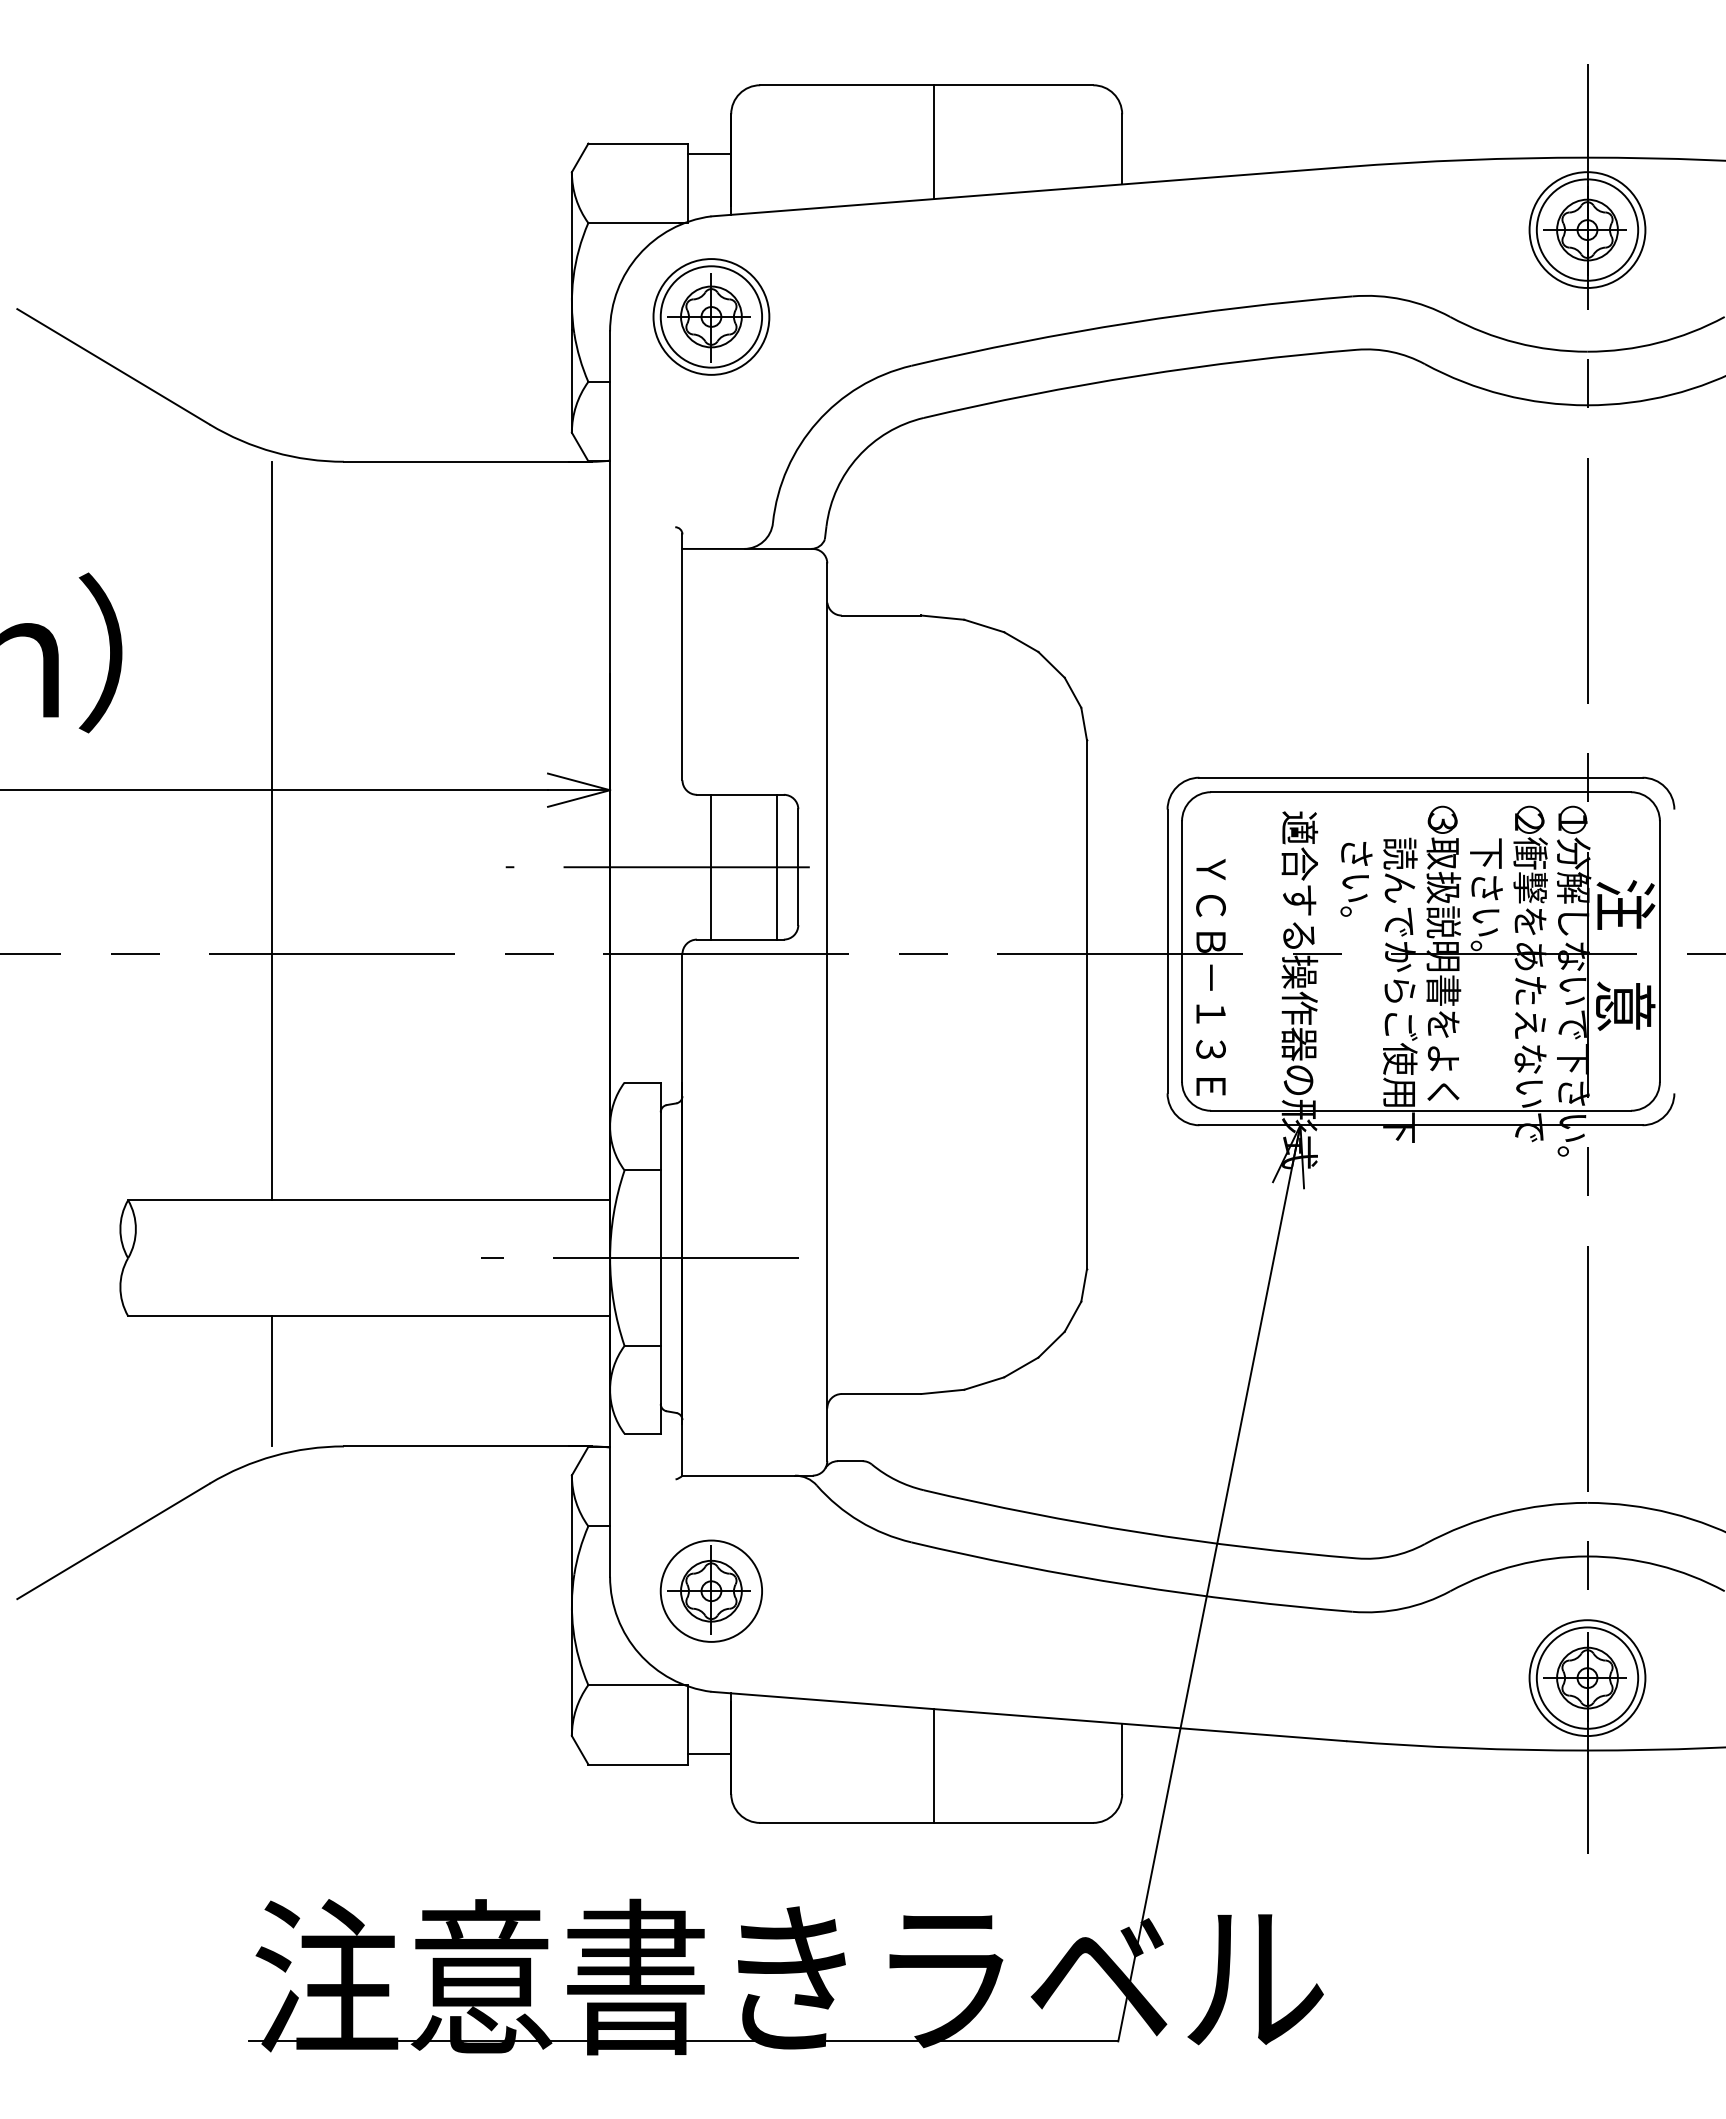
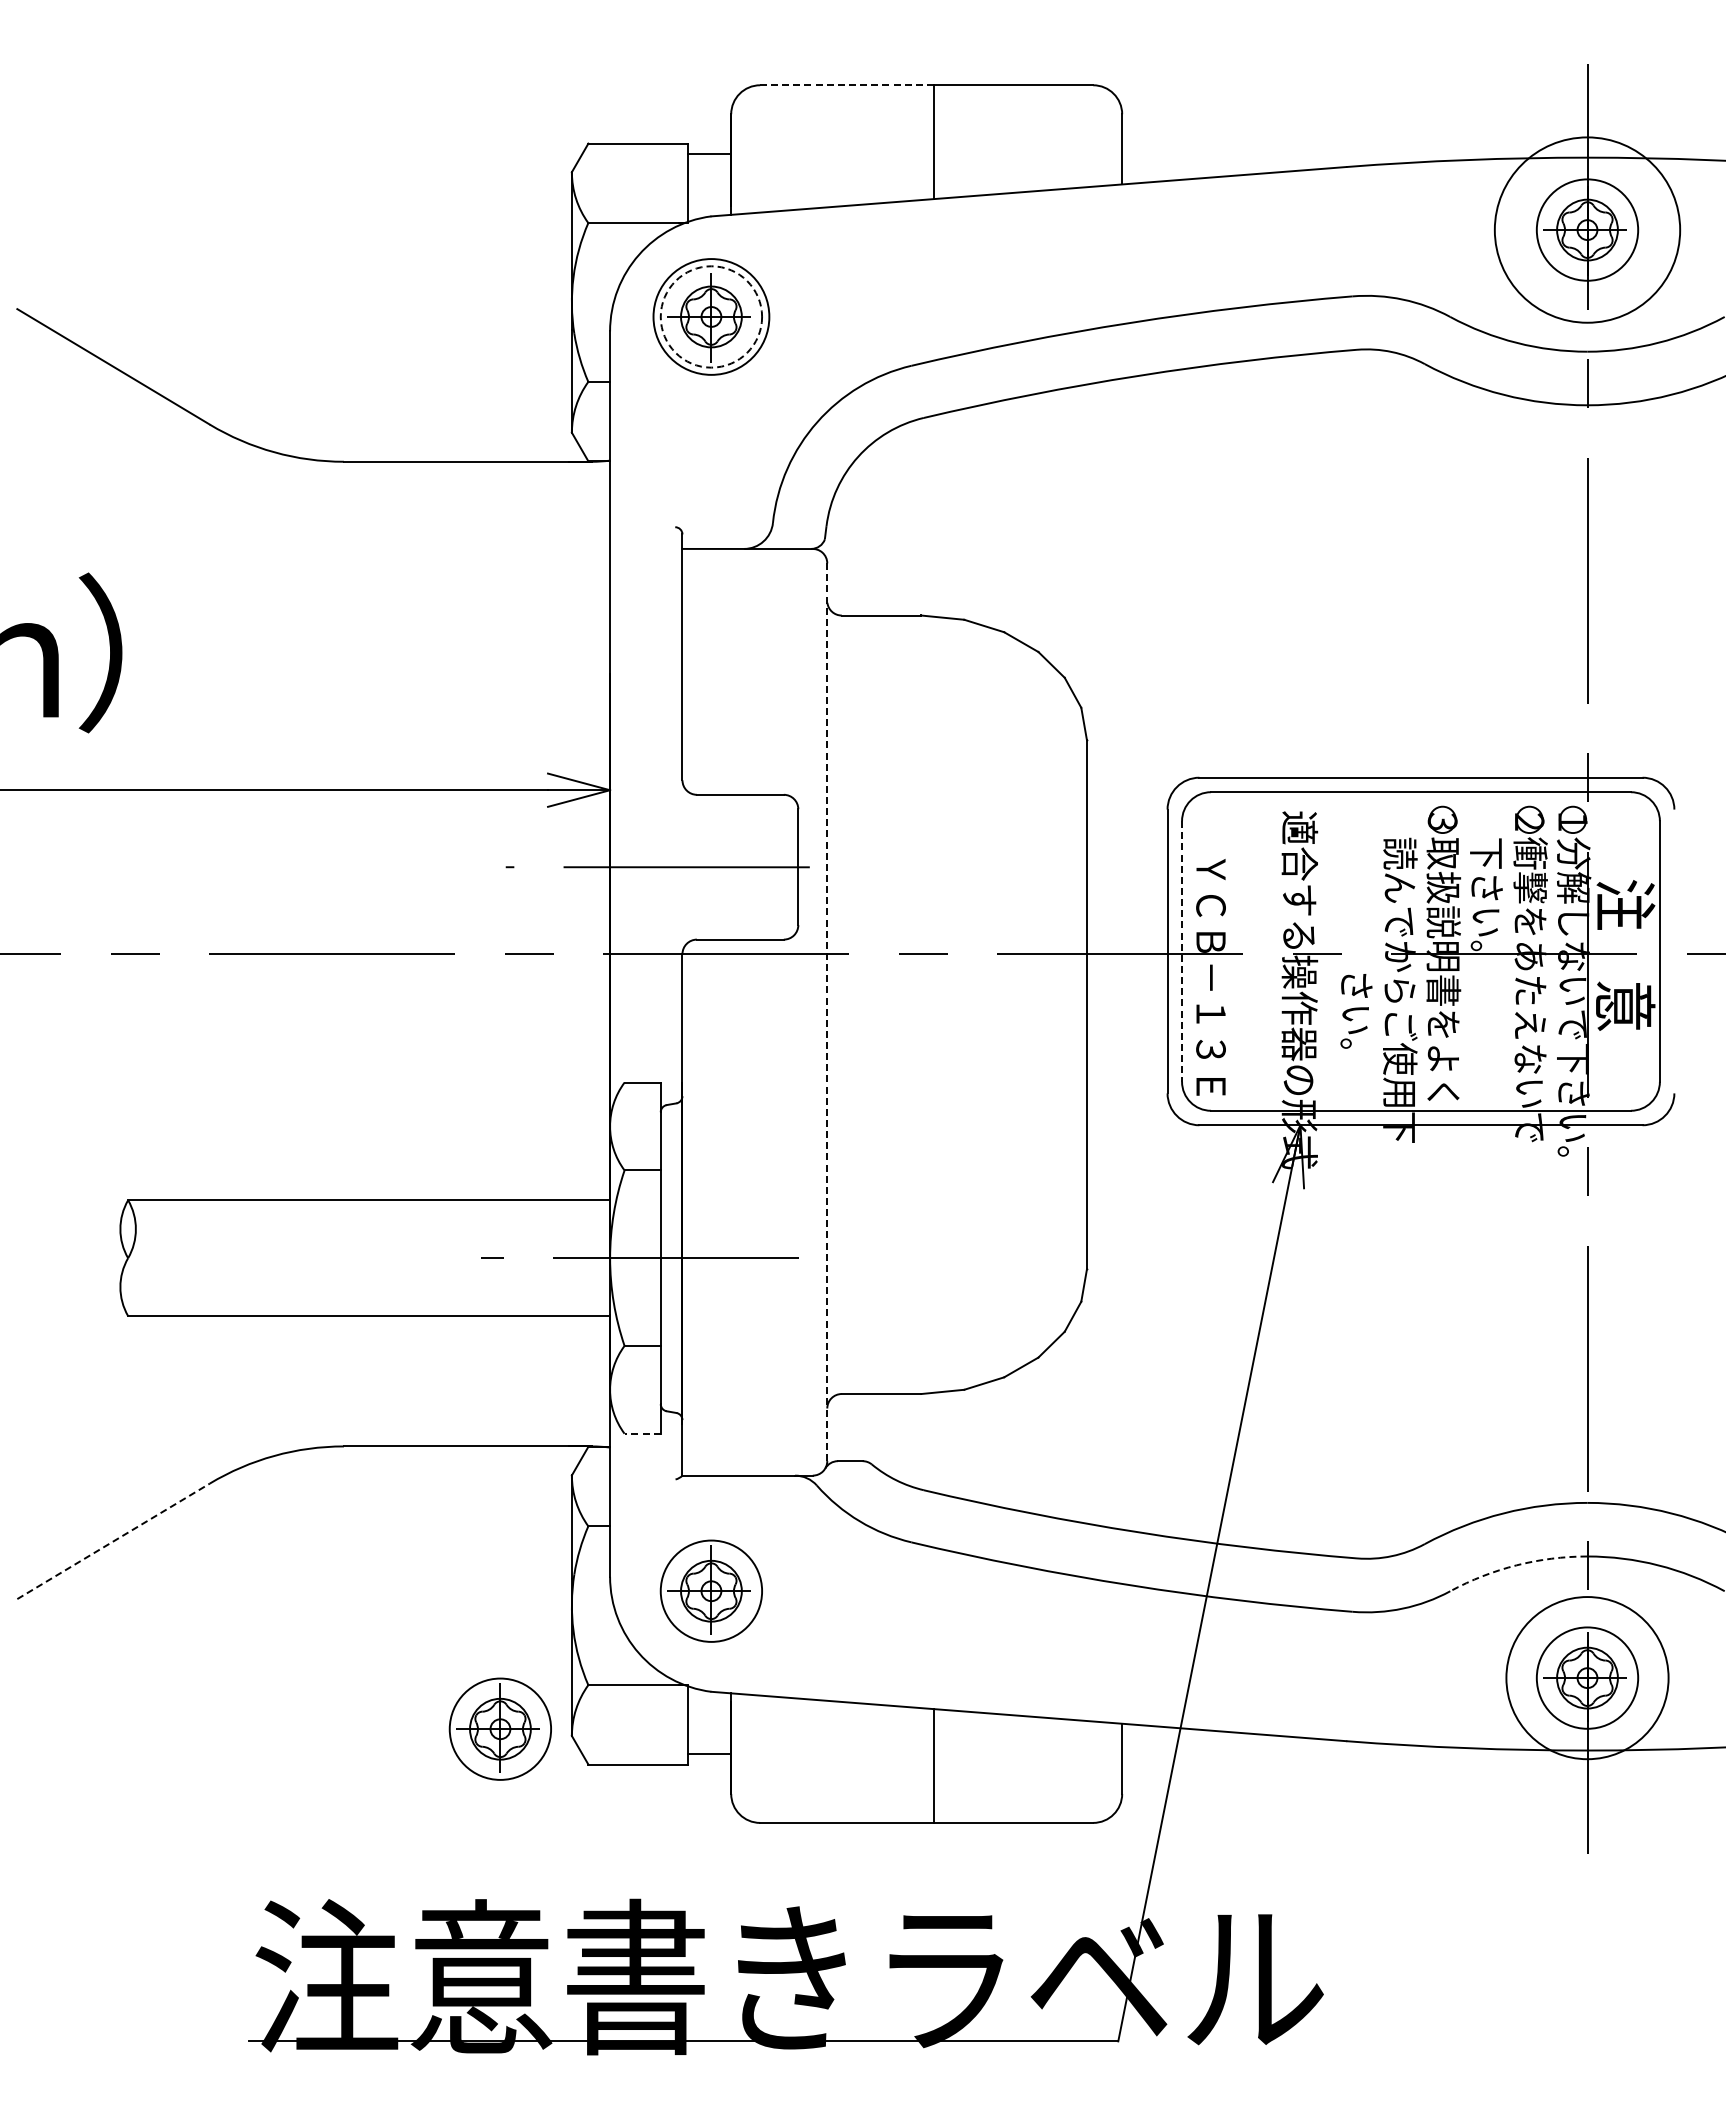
line: solid -> dashed (847, 85)
circle diameter: 116 px -> 185 px (1587, 229)
circle: solid -> dashed (711, 316)
line: present -> none (271, 830)
line: present -> none (711, 866)
line: present -> none (776, 866)
text position: (1356, 879) -> (1356, 1011) (1356, 1011)
line: solid -> dashed (1182, 952)
line: solid -> dashed (827, 1012)
line: present -> none (271, 1381)
line: solid -> dashed (642, 1433)
line: solid -> dashed (114, 1541)
arc: solid -> dashed (1516, 1565)
circle diameter: 116 px -> 162 px (1587, 1678)
part: none -> present (499, 1728)
